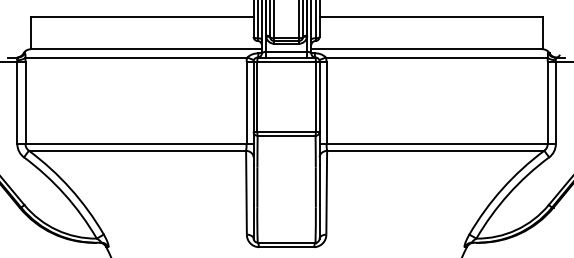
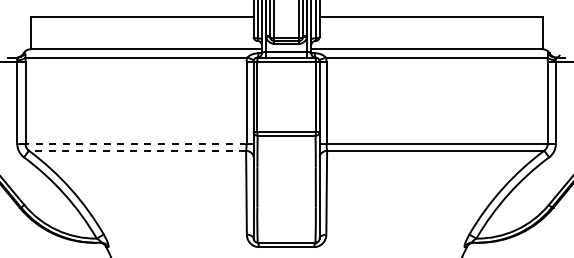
line: solid -> dashed (136, 144)
line: solid -> dashed (137, 150)
